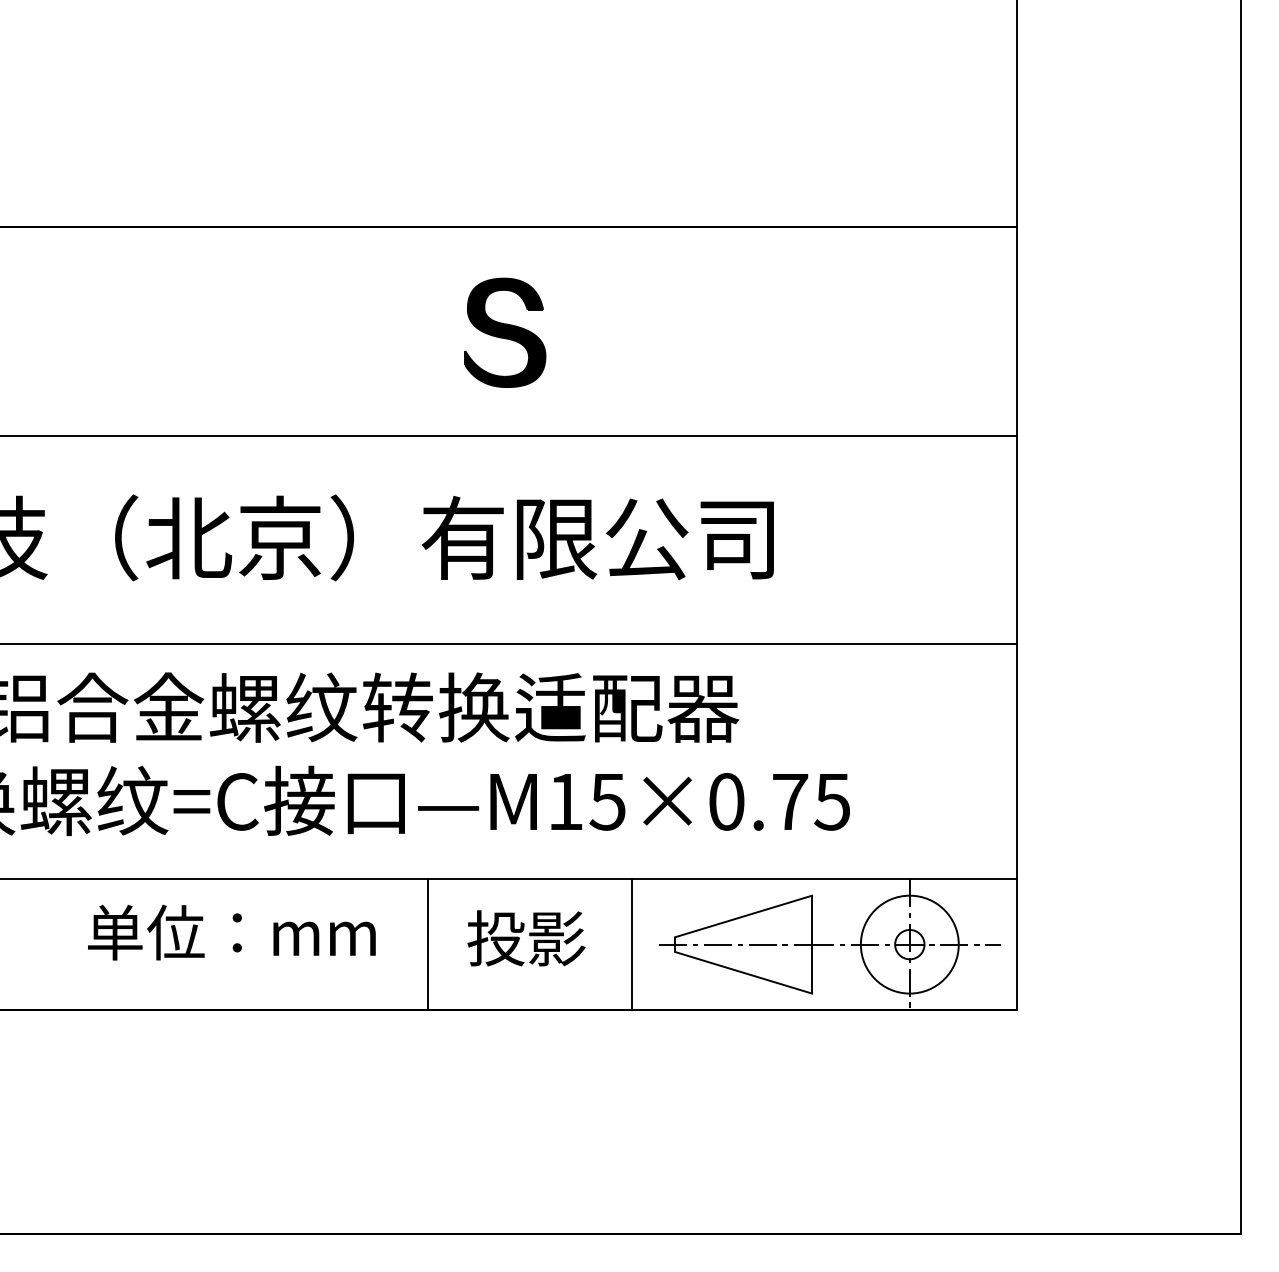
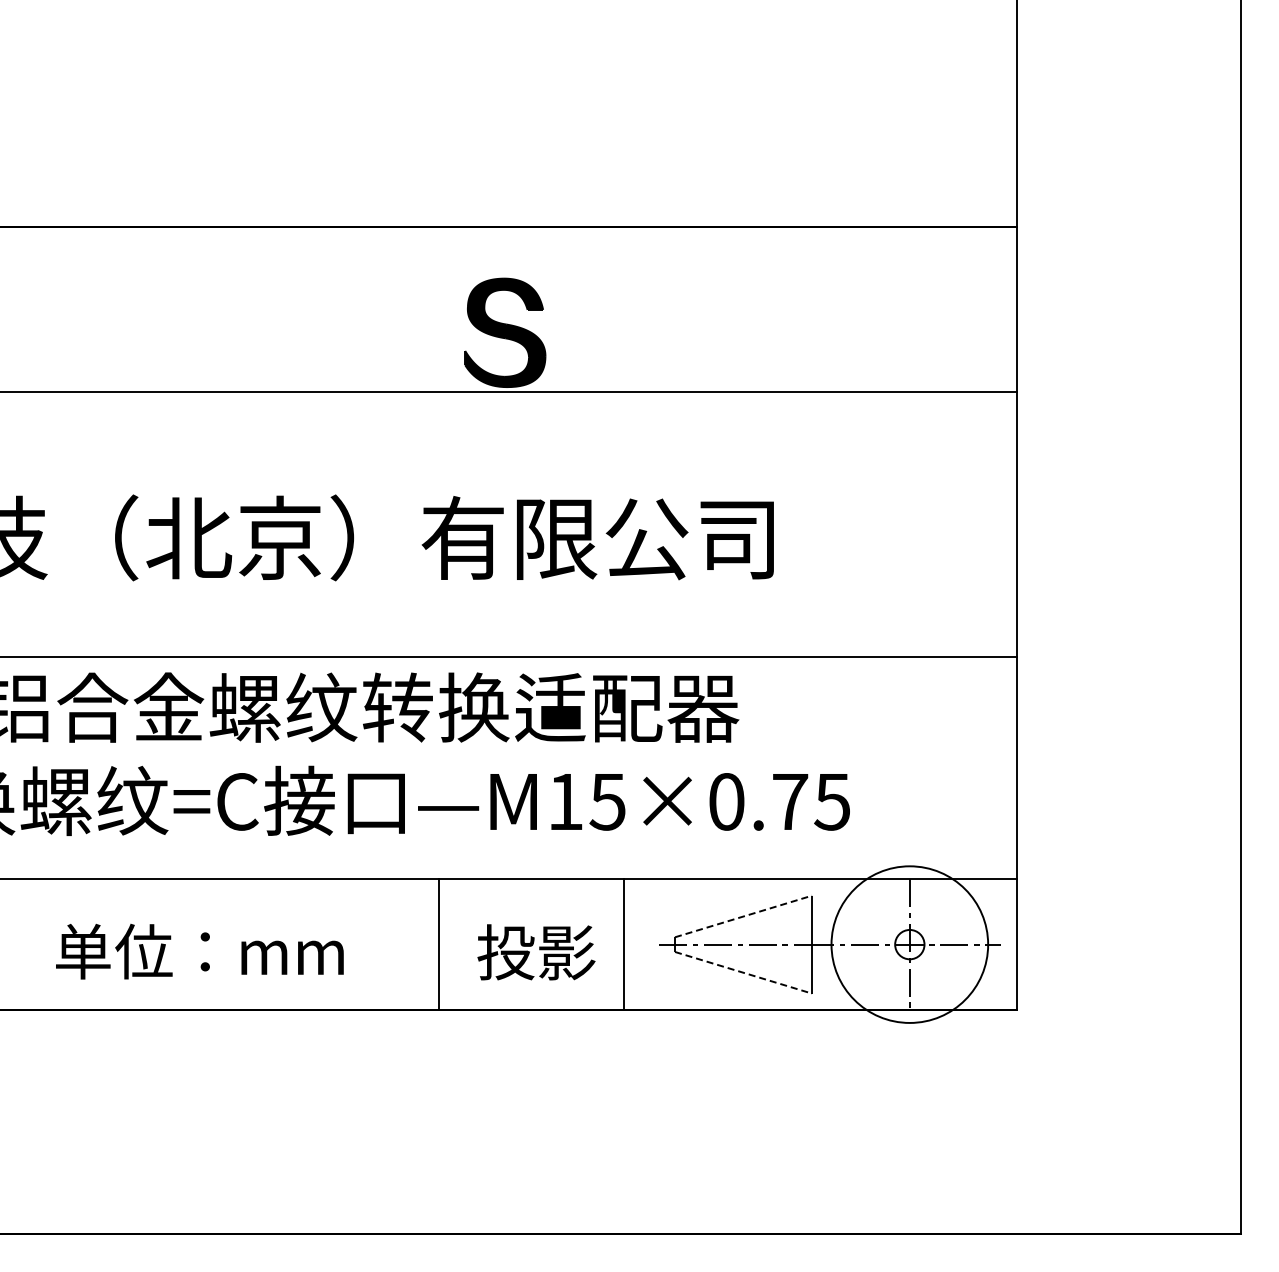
line position: (509, 435) -> (509, 391) (509, 391)
line position: (509, 644) -> (509, 657) (509, 657)
line: solid -> dashed (743, 916)
text position: (231, 932) -> (199, 951) (199, 951)
text position: (526, 938) -> (536, 952) (536, 952)
line position: (427, 944) -> (438, 944) (438, 944)
line position: (632, 944) -> (624, 944) (624, 944)
circle diameter: 98 px -> 157 px (909, 944)
line: solid -> dashed (743, 972)
